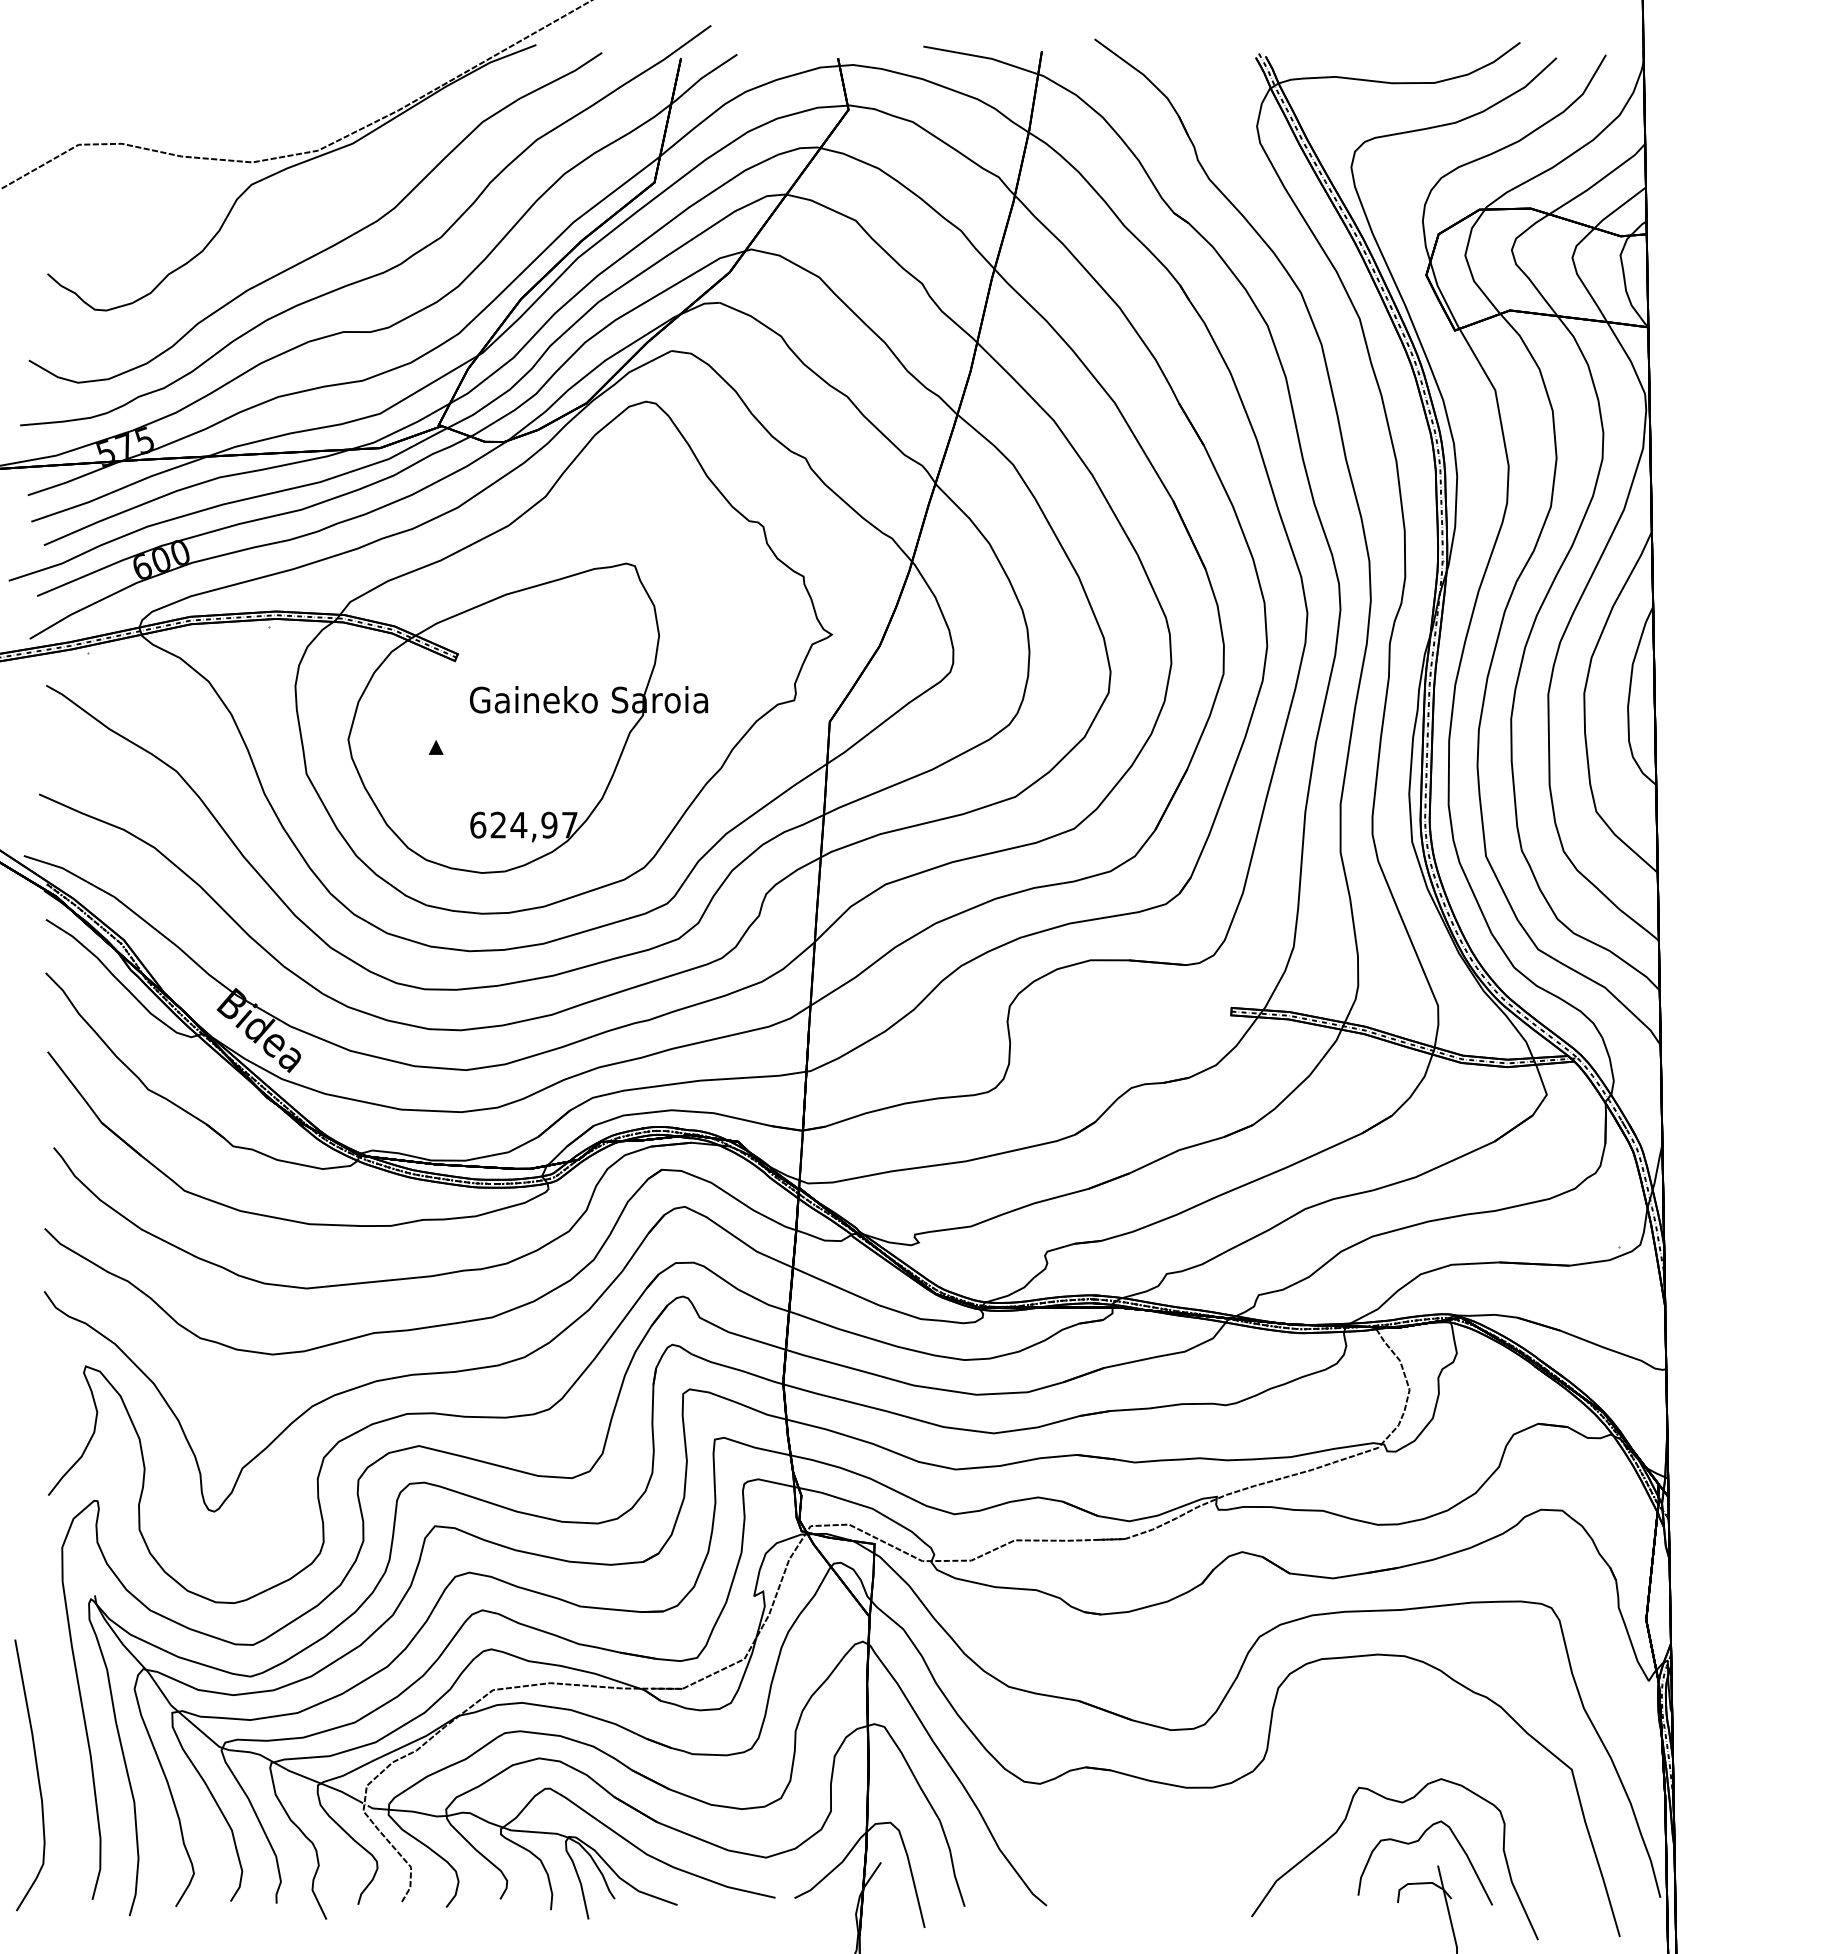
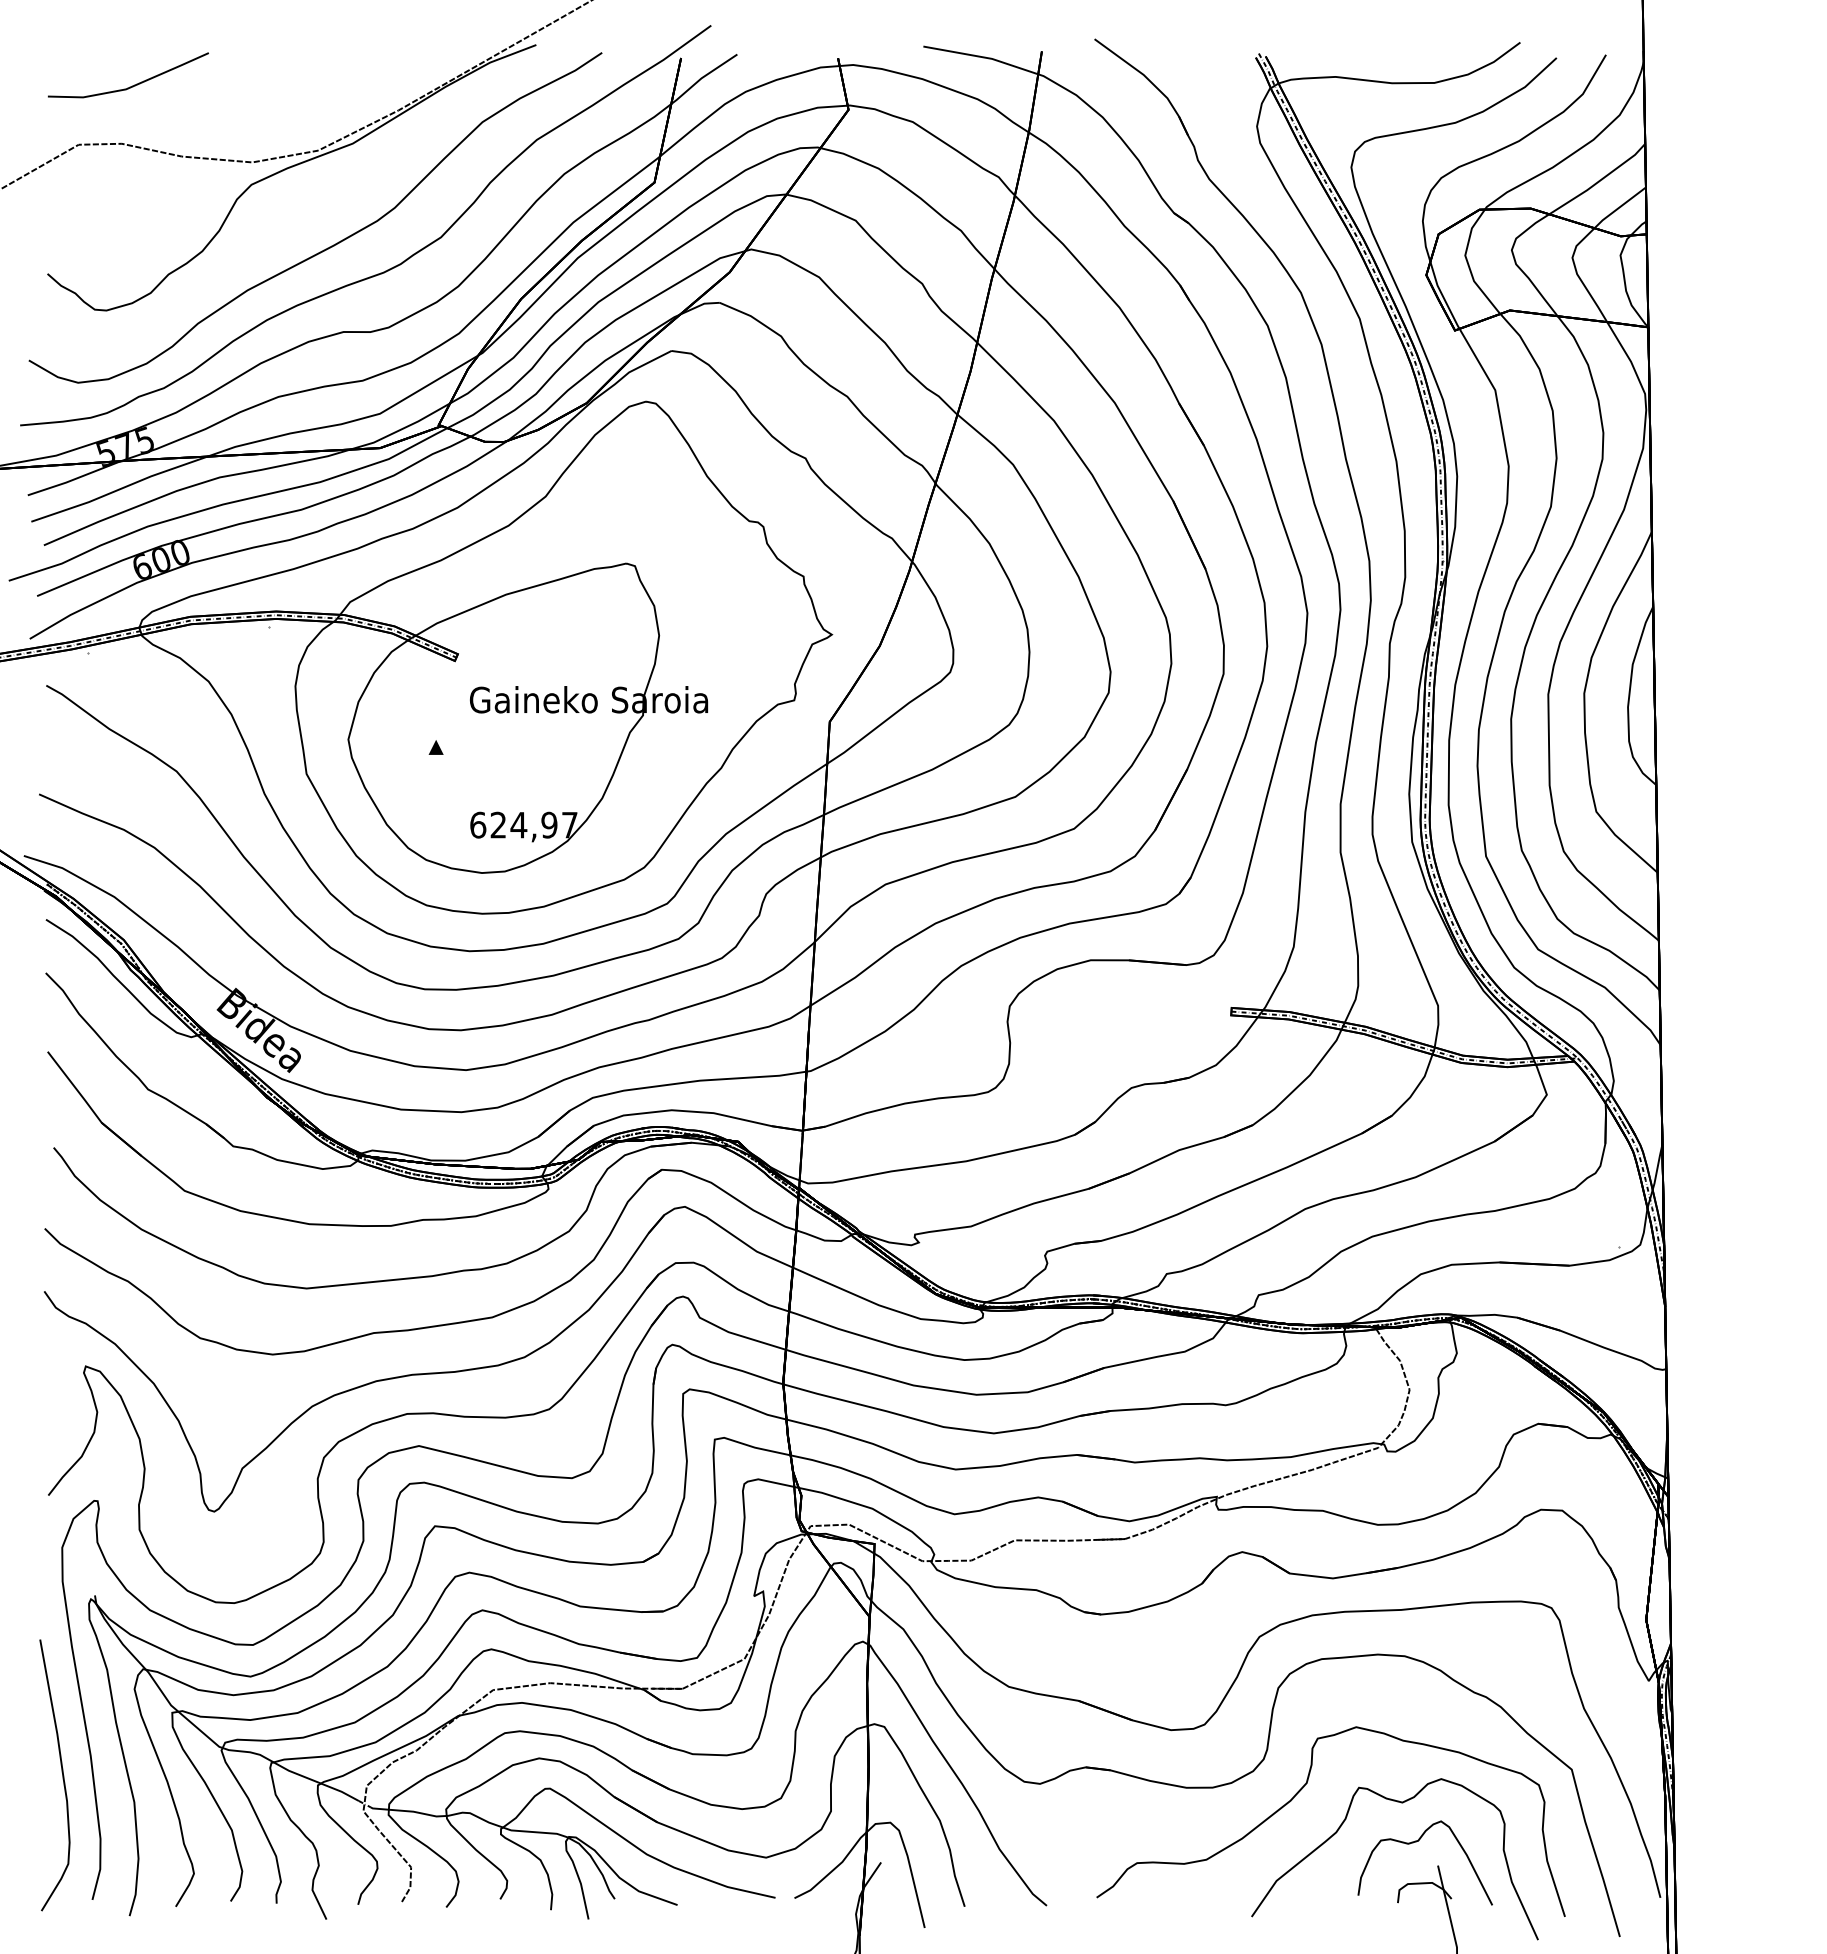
line: none -> present (132, 85)
curve position: (36, 1772) -> (61, 1772) (61, 1772)
curve: none -> present (1300, 1791)
